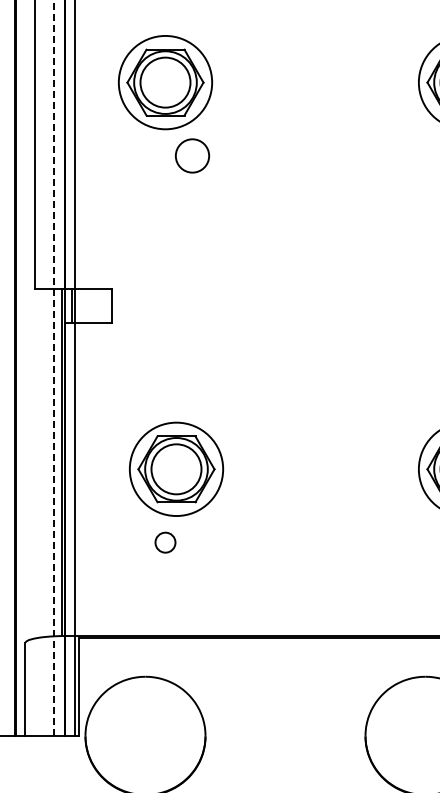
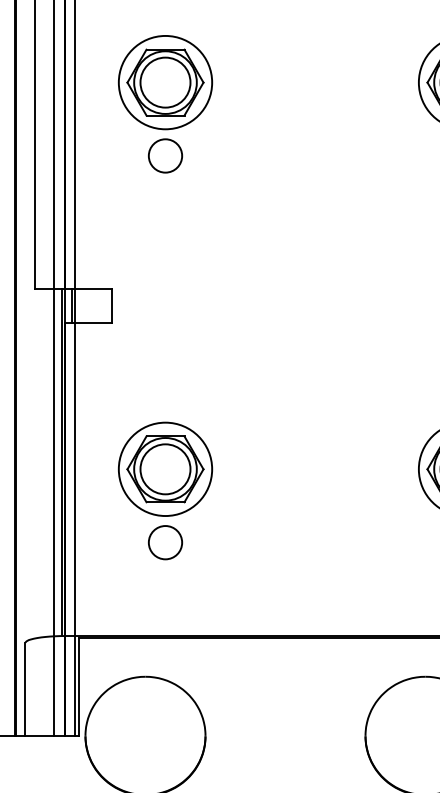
circle position: (192, 155) -> (165, 155) (165, 155)
line: dashed -> solid (54, 368)
part position: (176, 468) -> (165, 468) (165, 468)
circle diameter: 20 px -> 33 px (165, 542)
